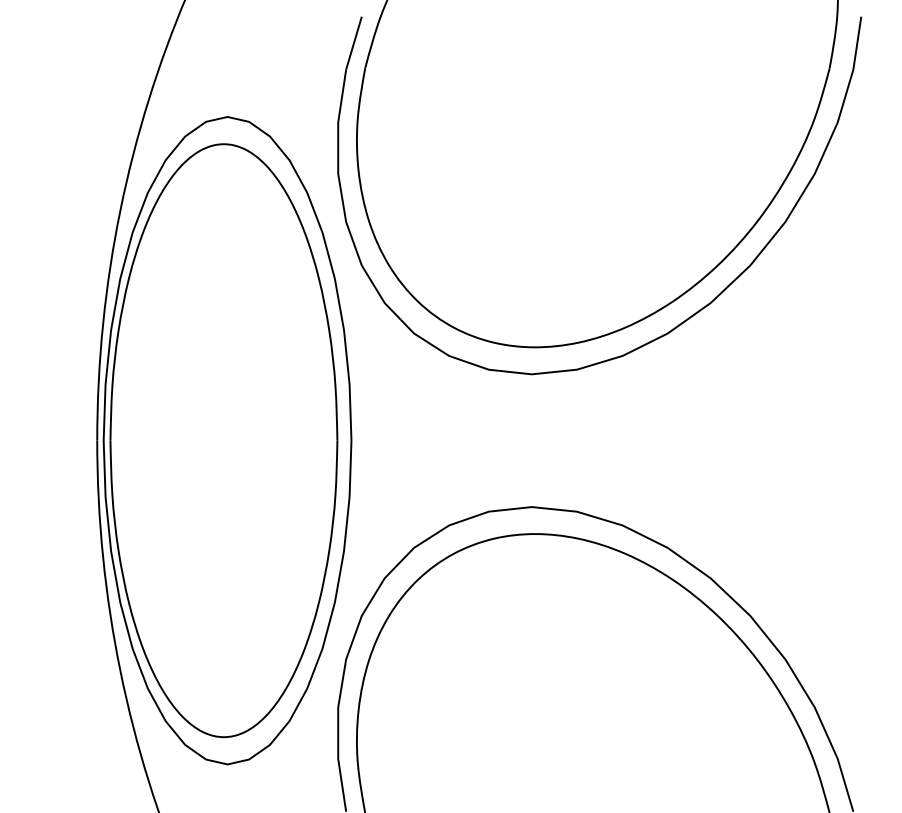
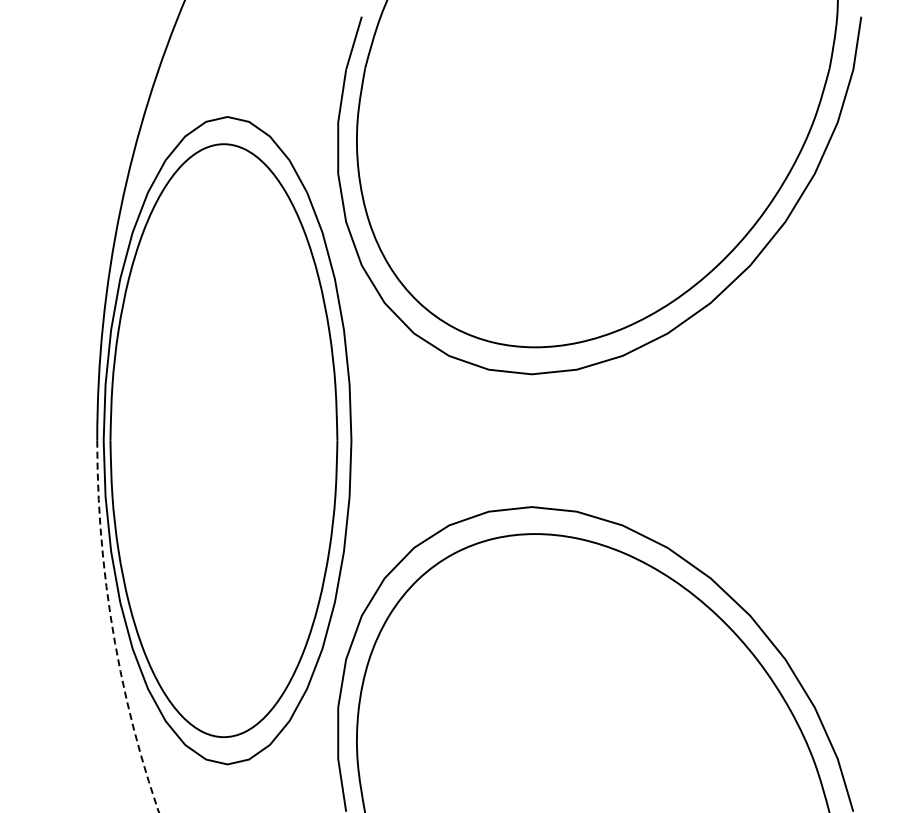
arc: solid -> dashed (113, 630)
